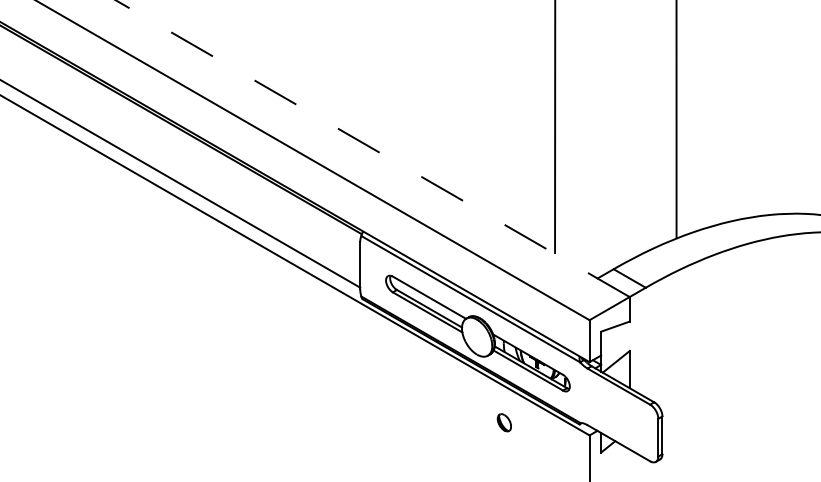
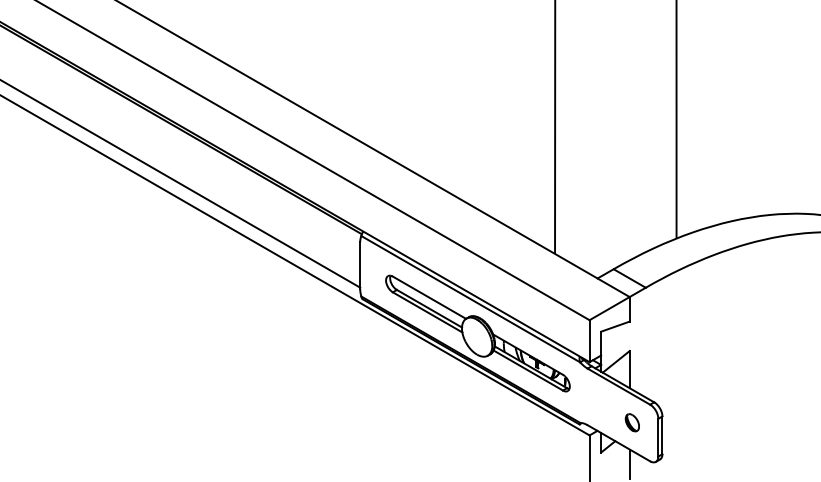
line: dashed -> solid (372, 148)
part position: (503, 422) -> (631, 422) (631, 422)
line: none -> present (629, 463)
